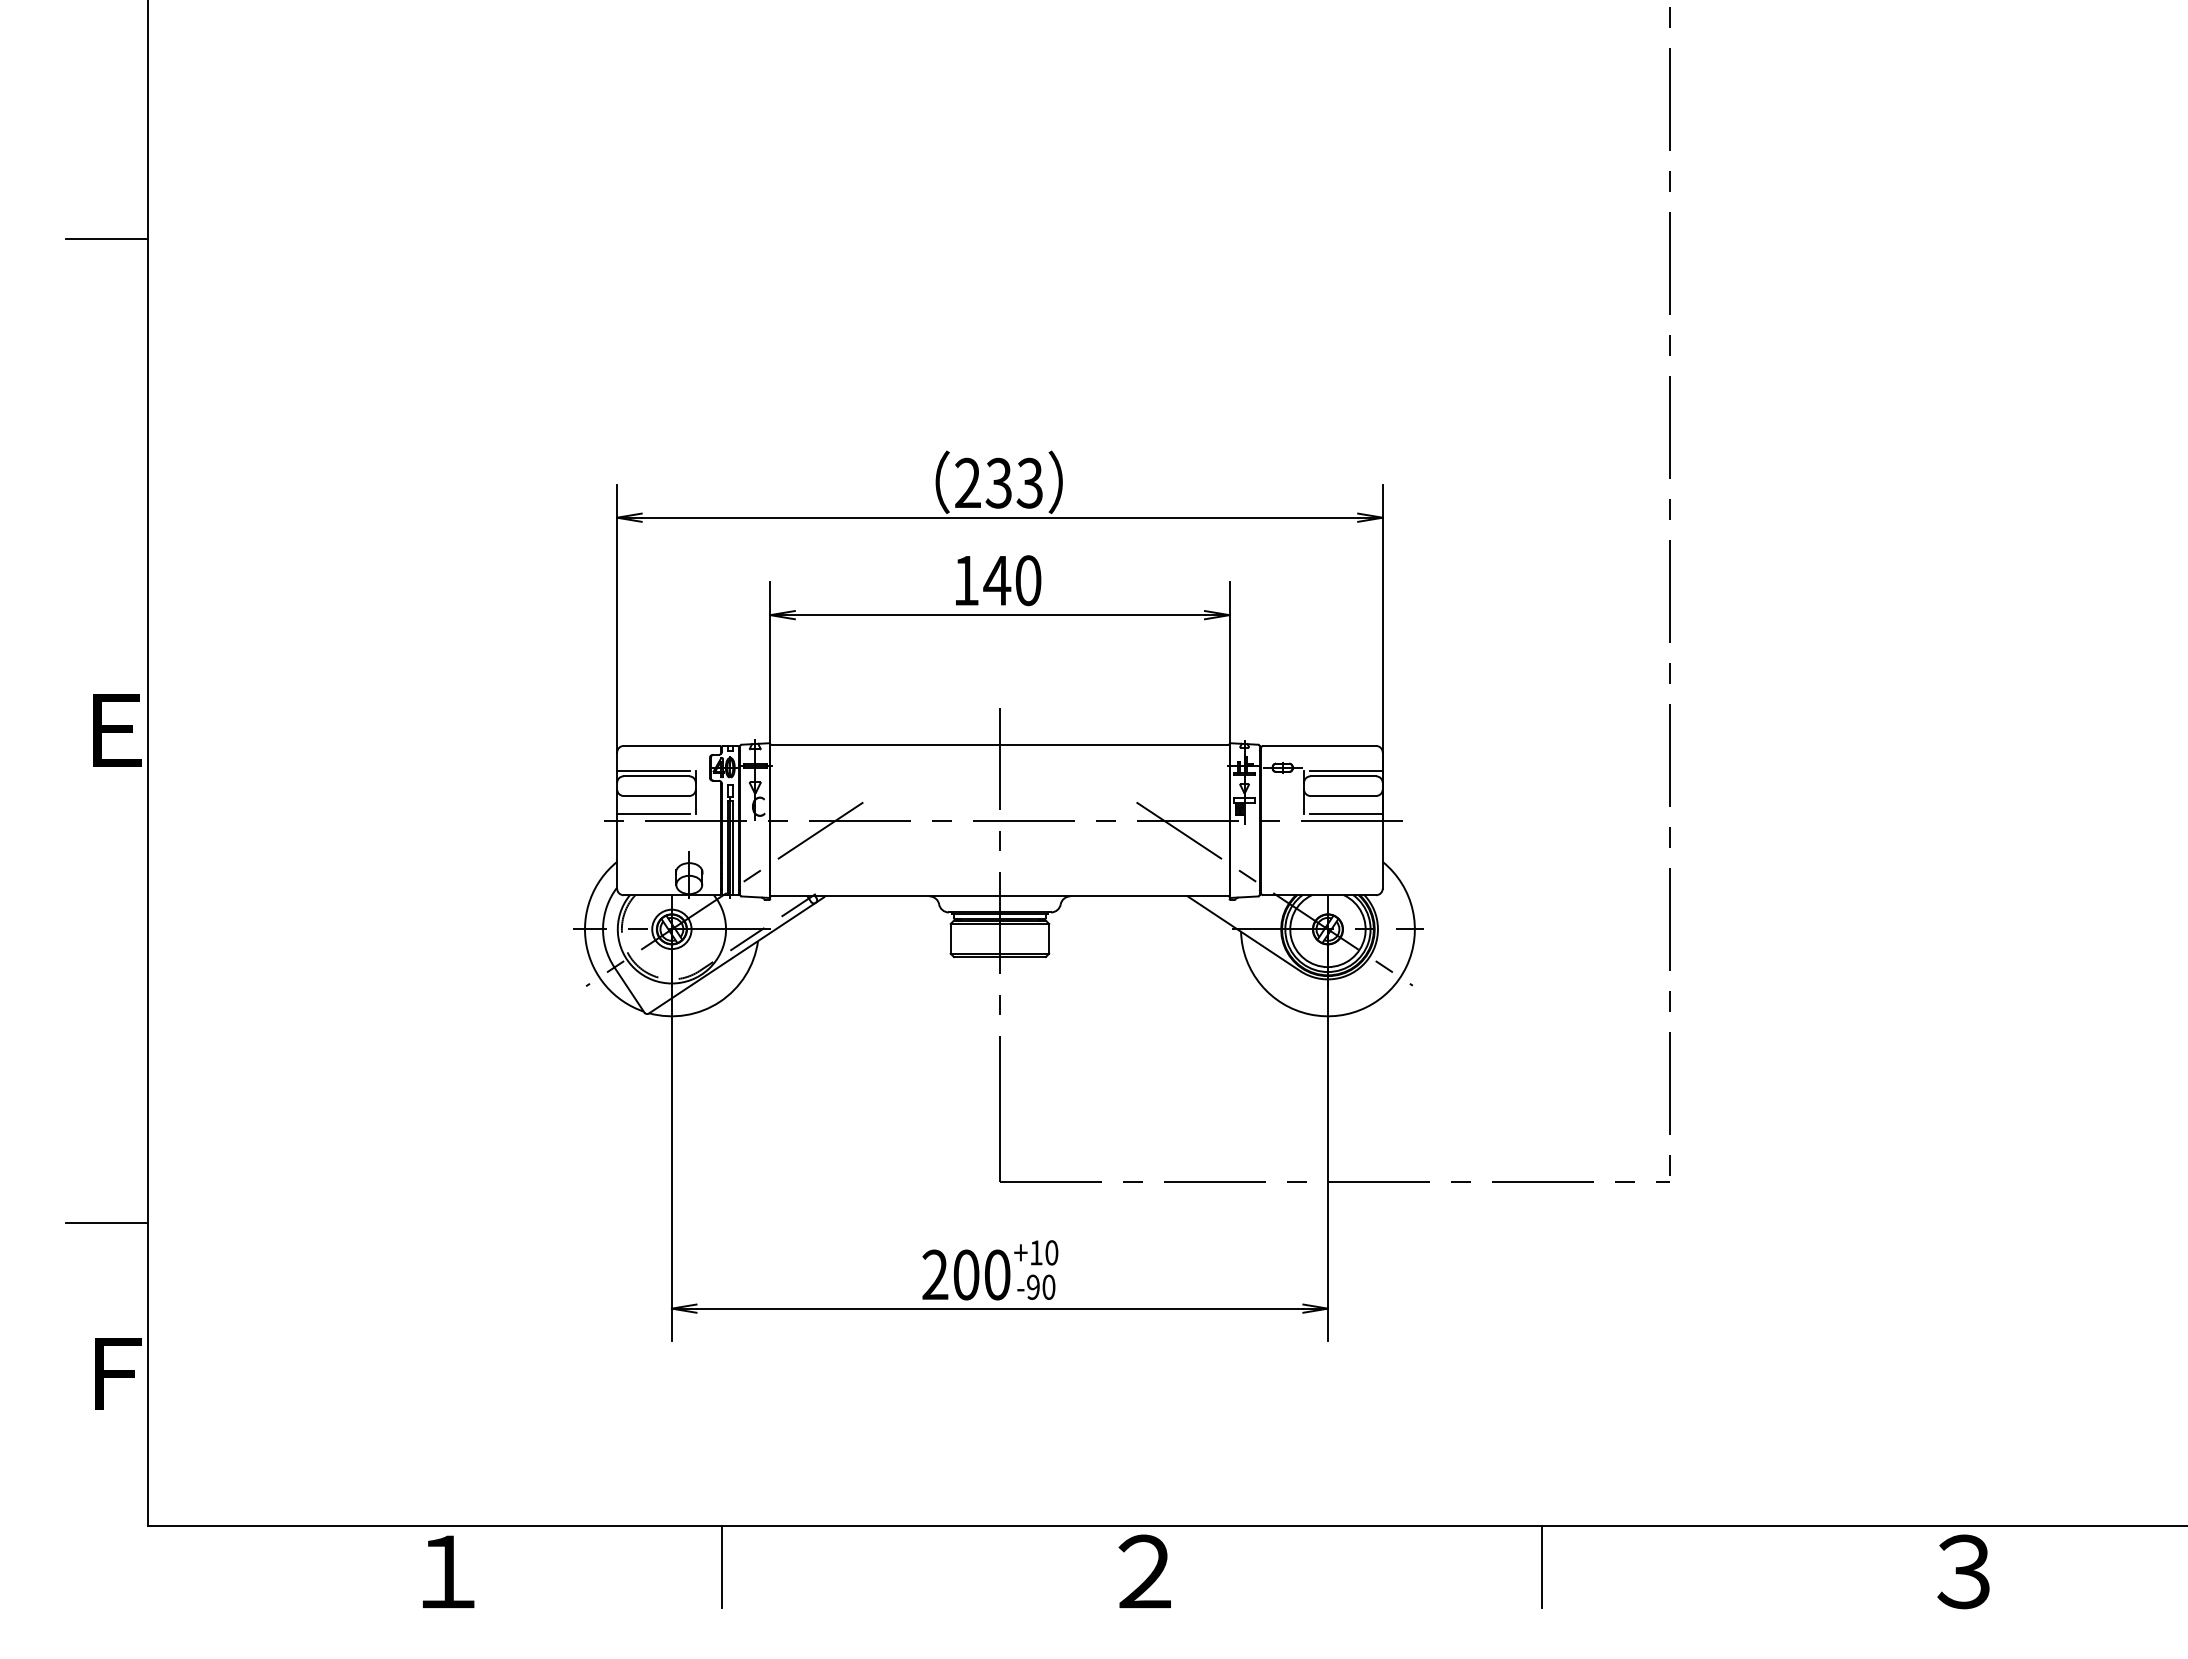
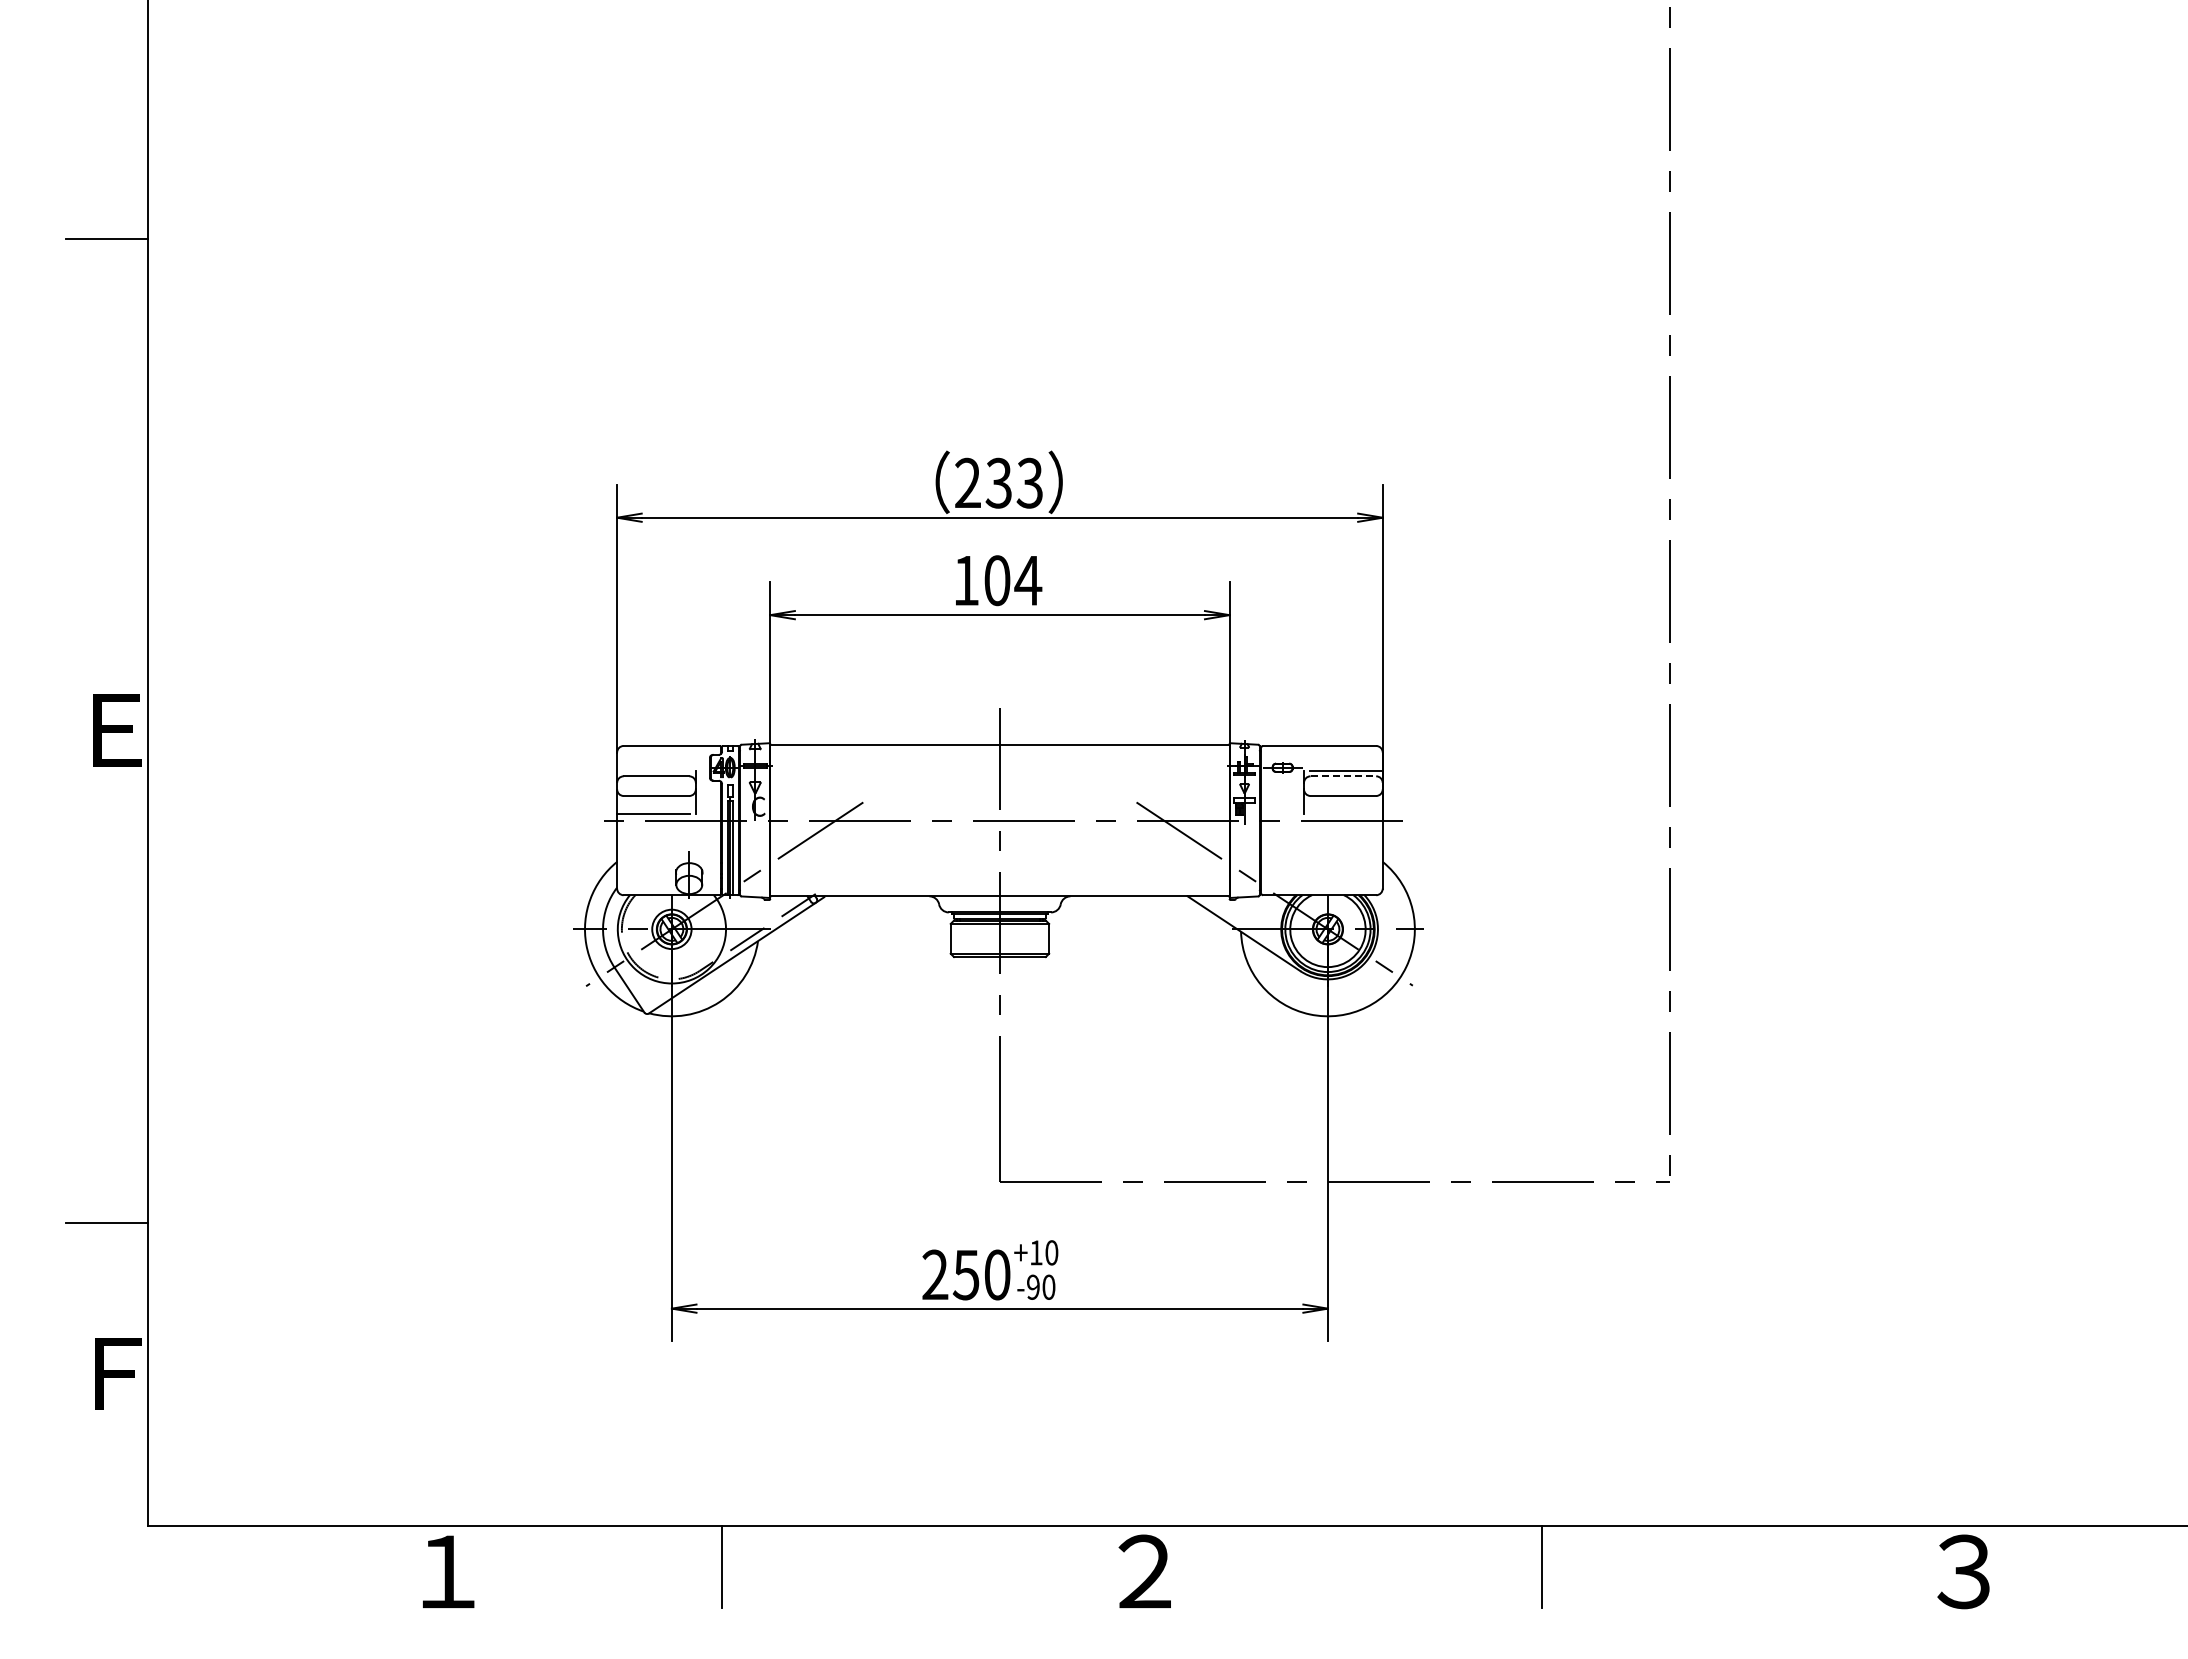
text: 140 -> 104 (1012, 580)
line: present -> none (653, 770)
line: solid -> dashed (1343, 776)
line: present -> none (1346, 813)
text: 200 -> 250 (965, 1274)
